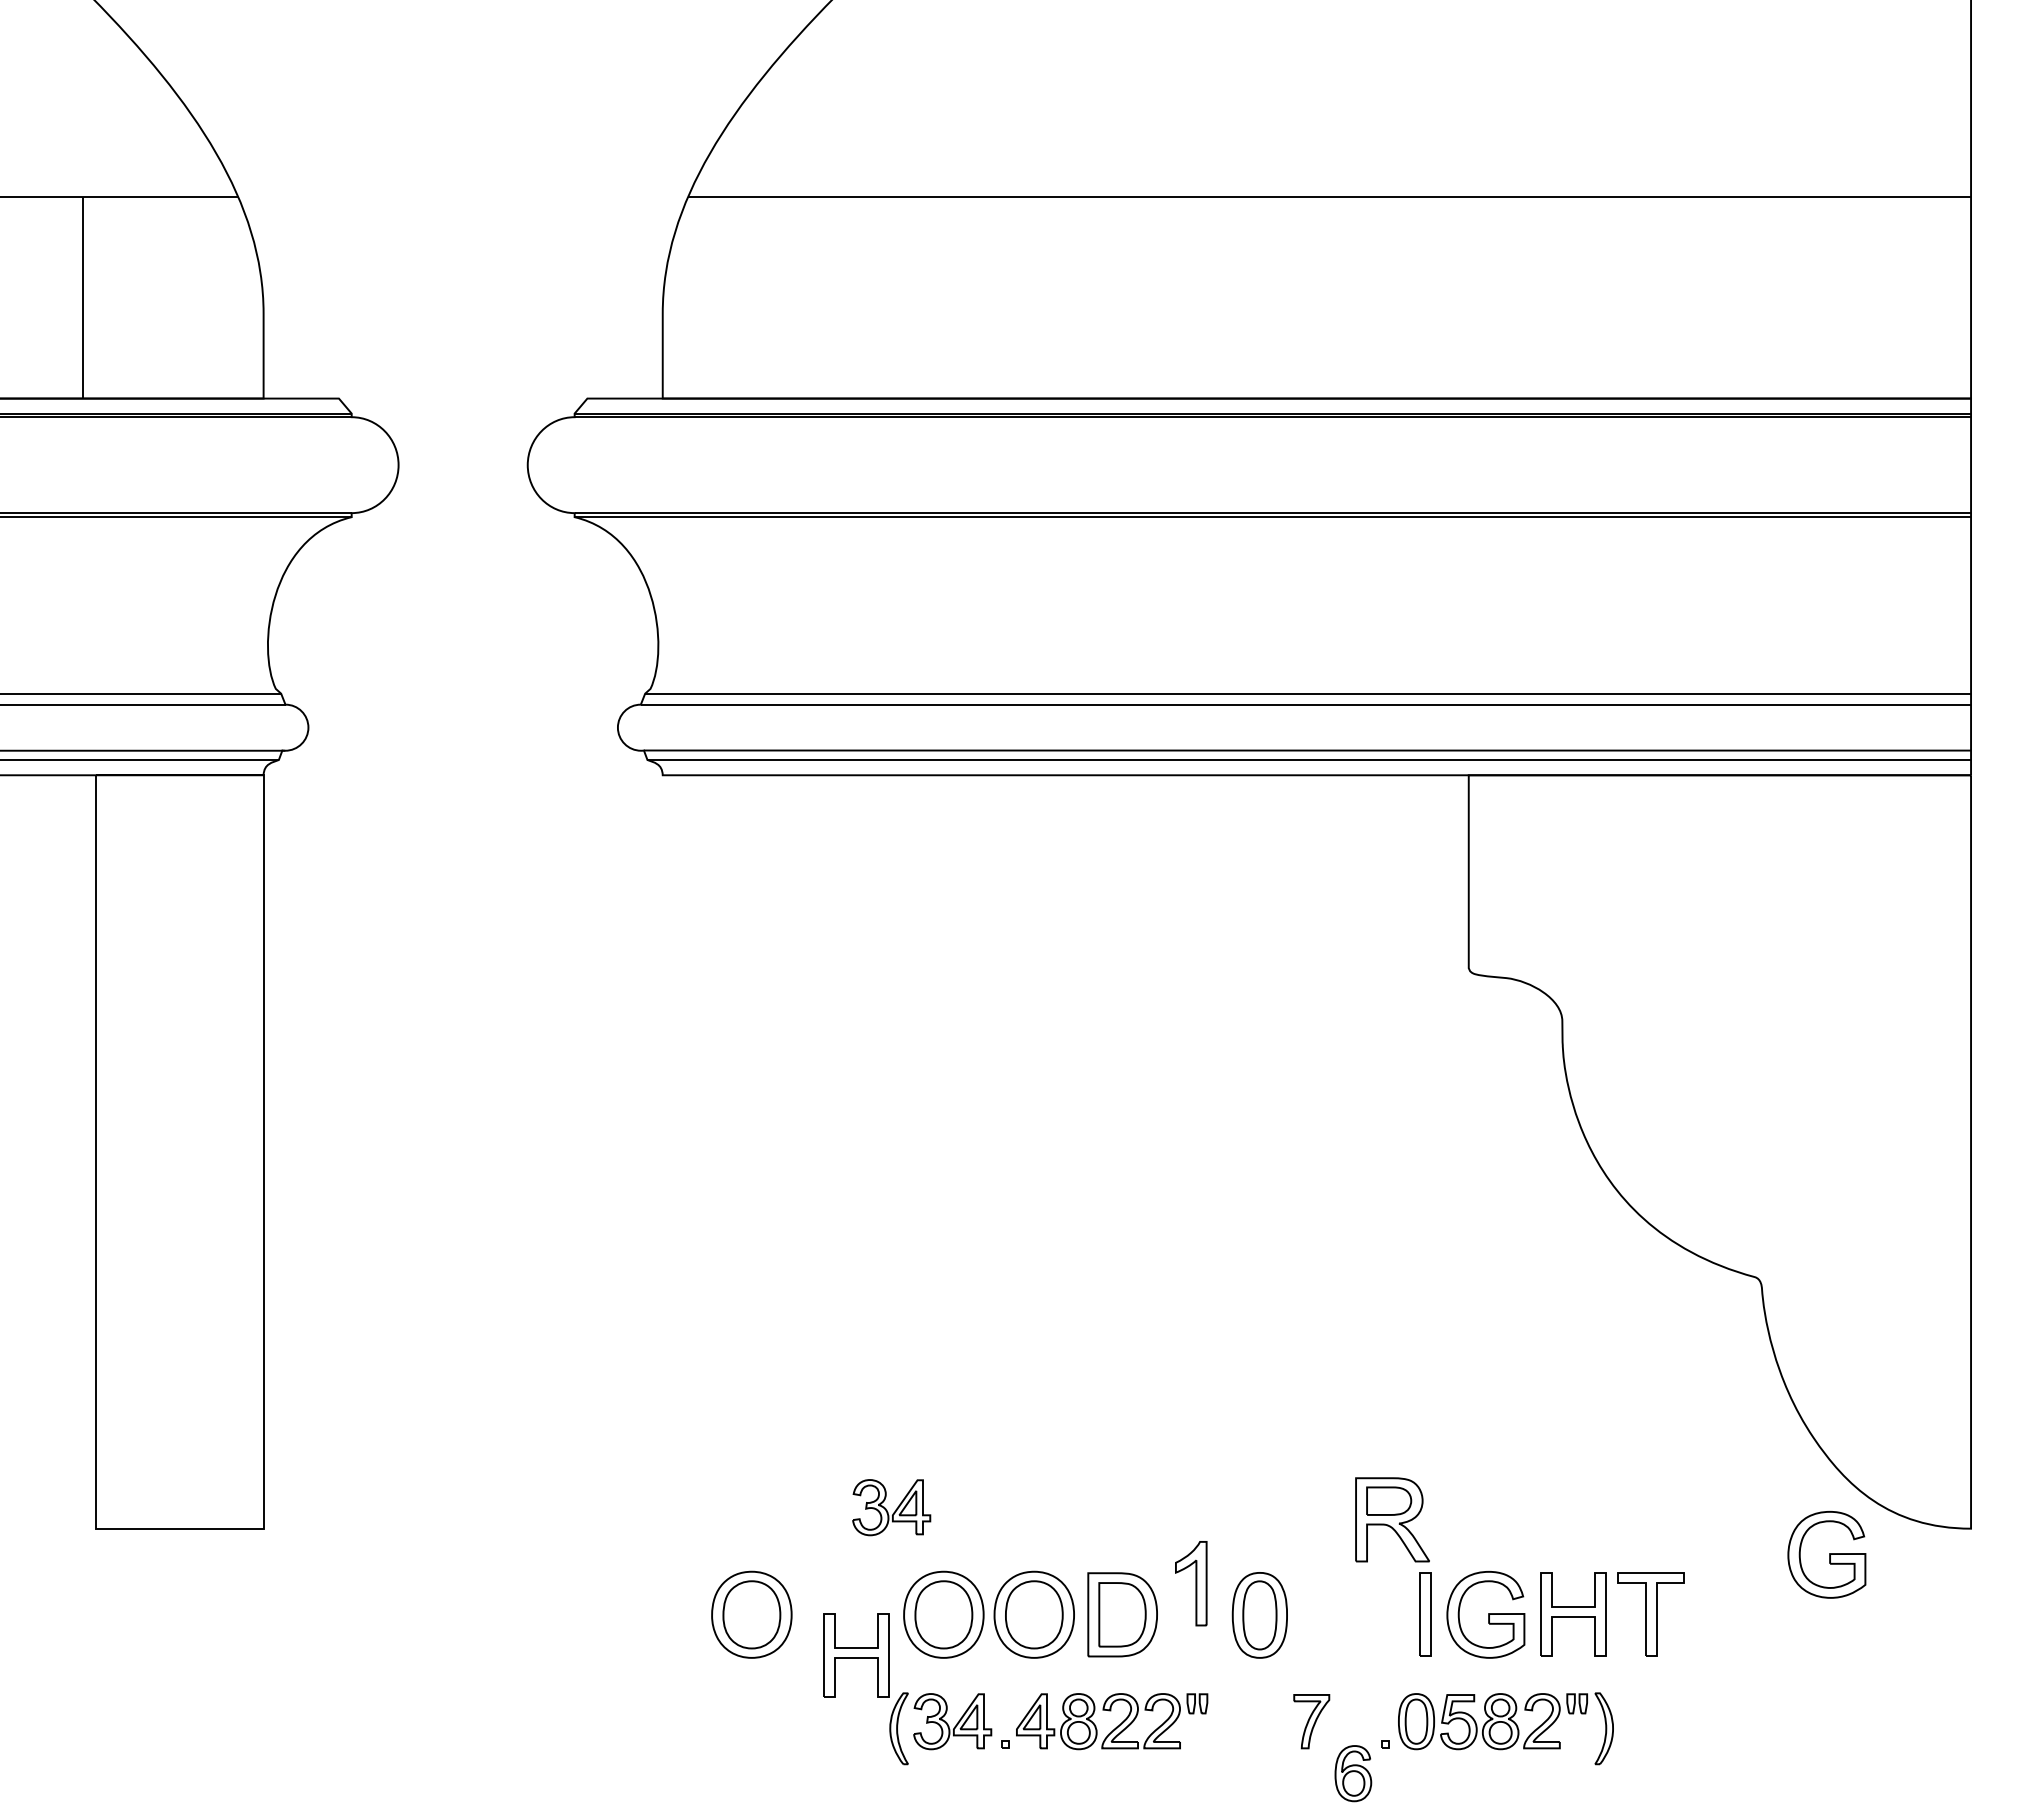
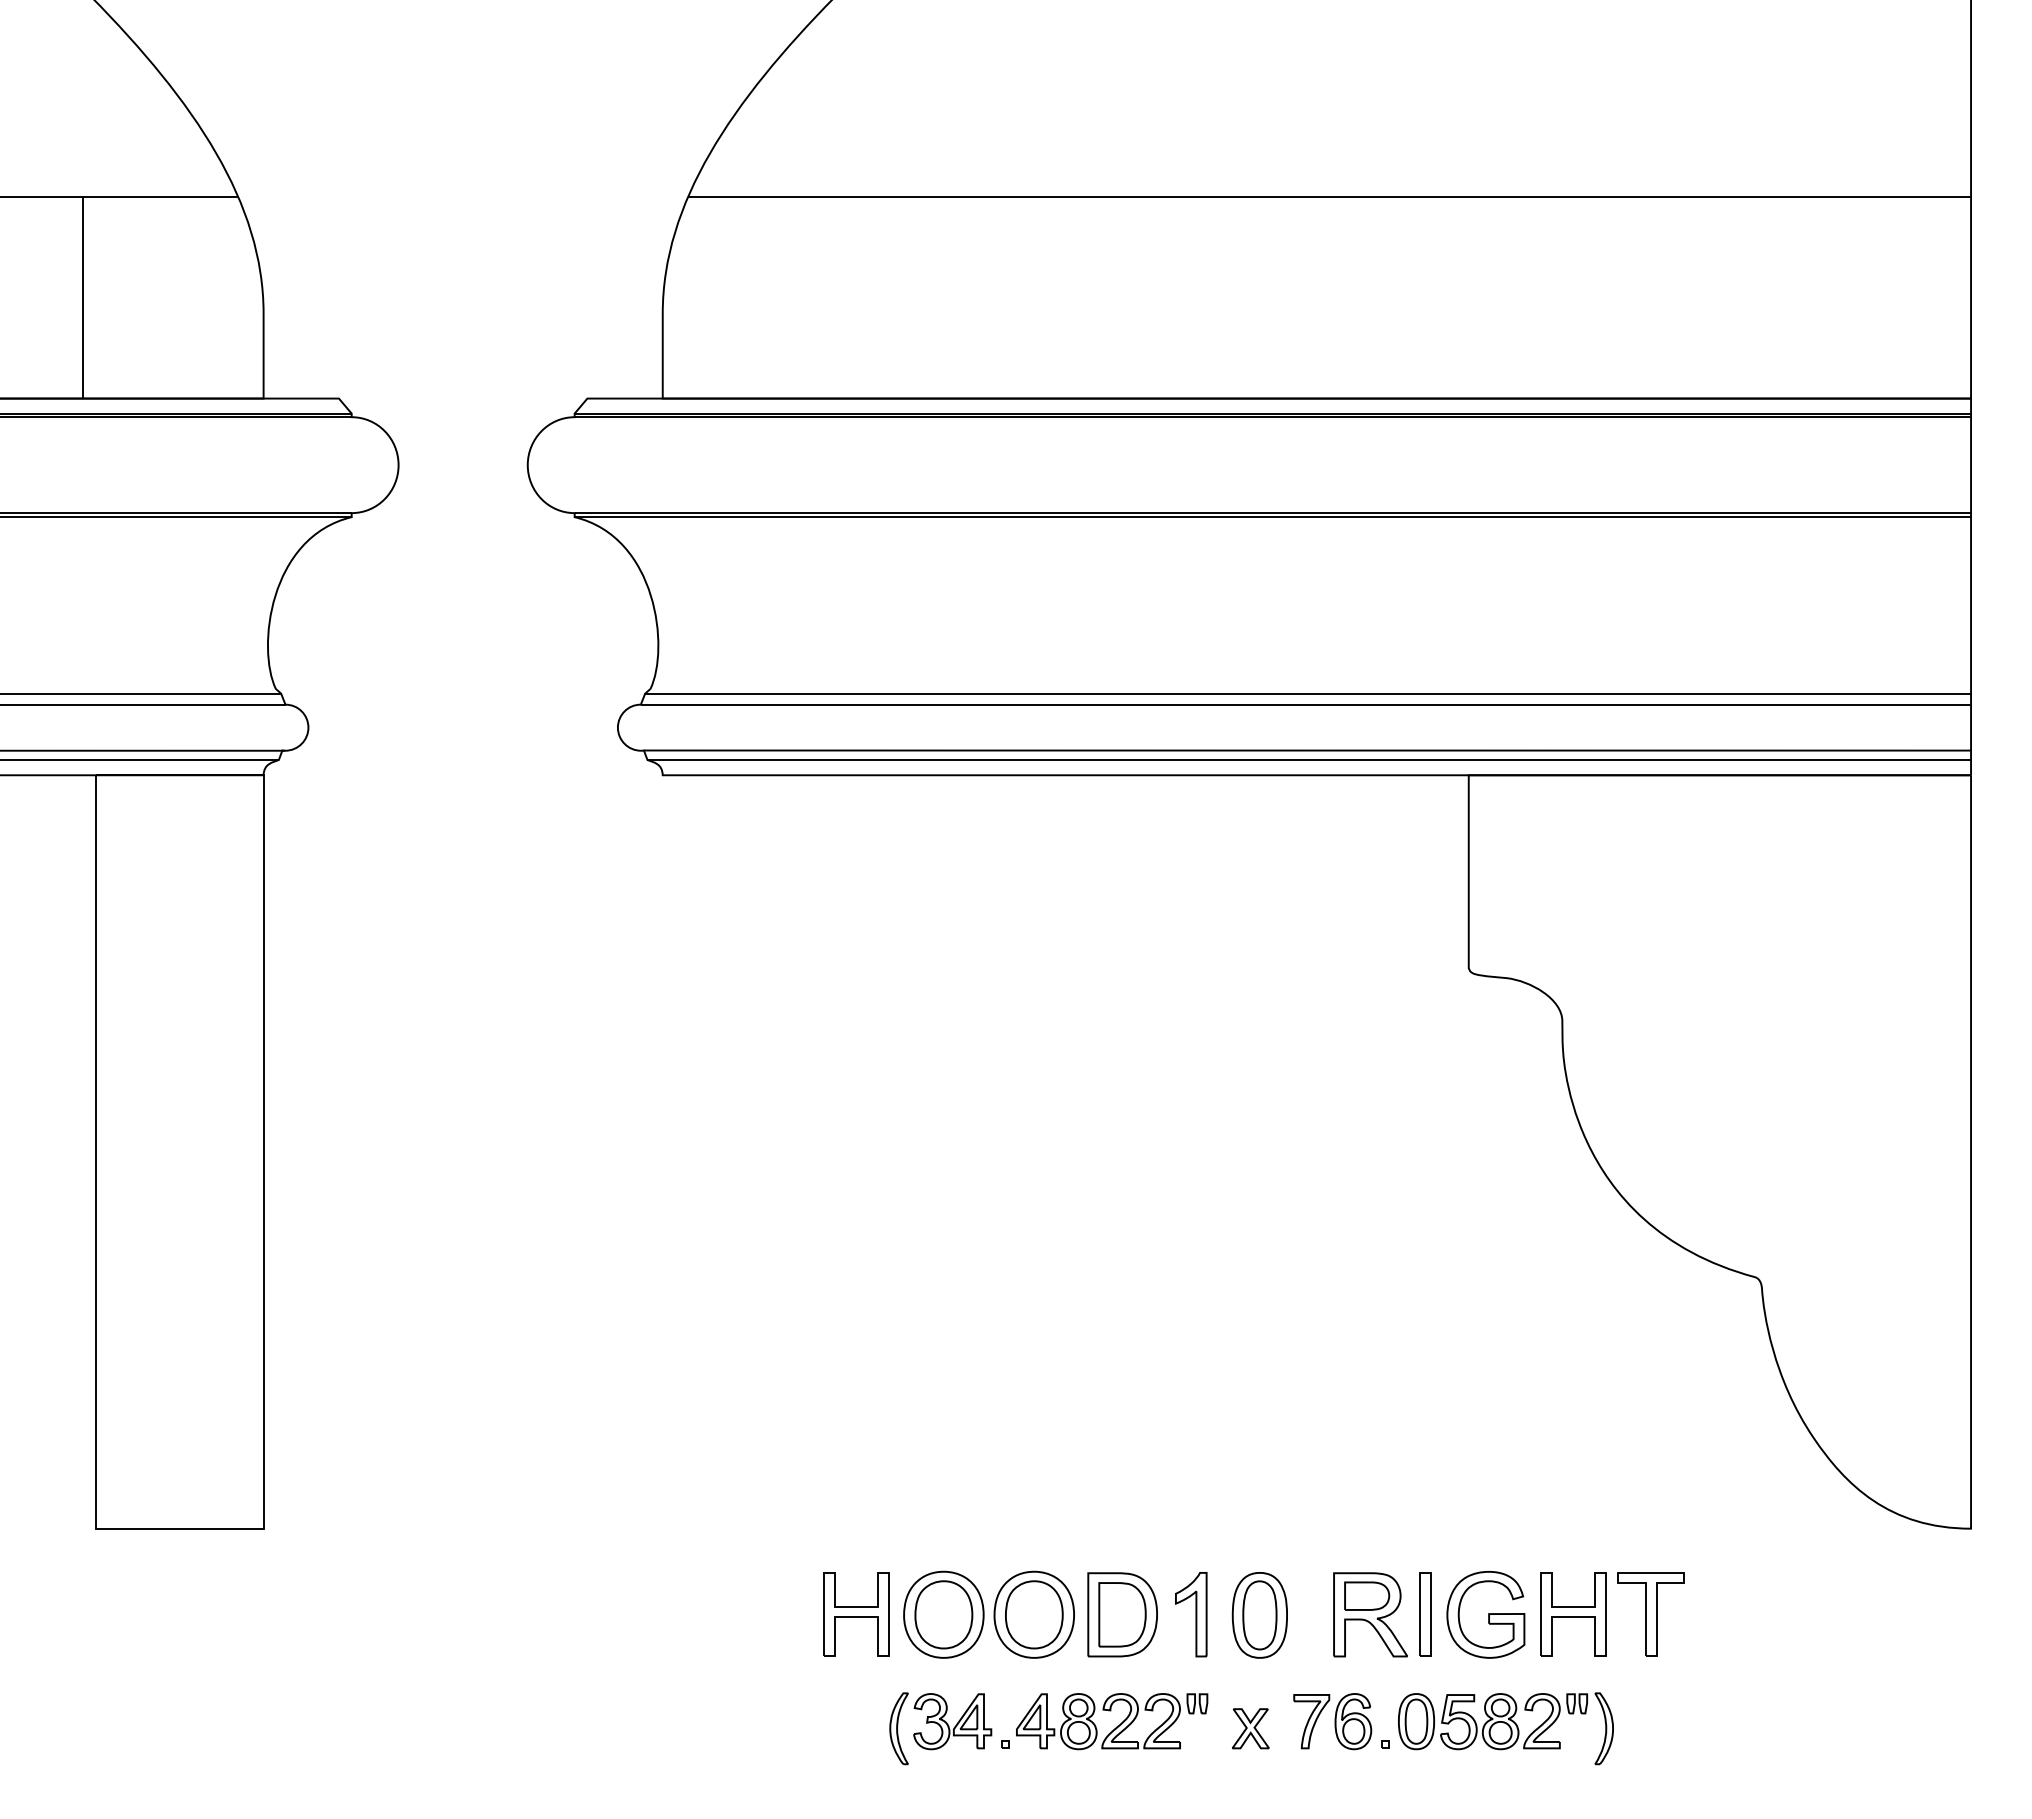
part: present -> none (891, 1507)
part position: (1392, 1519) -> (1370, 1614) (1370, 1614)
part: present -> none (1826, 1554)
part position: (1191, 1583) -> (1191, 1614) (1191, 1614)
part: present -> none (751, 1614)
part position: (856, 1655) -> (856, 1614) (856, 1614)
part: none -> present (1250, 1728)
part position: (1353, 1773) -> (1353, 1721) (1353, 1721)
